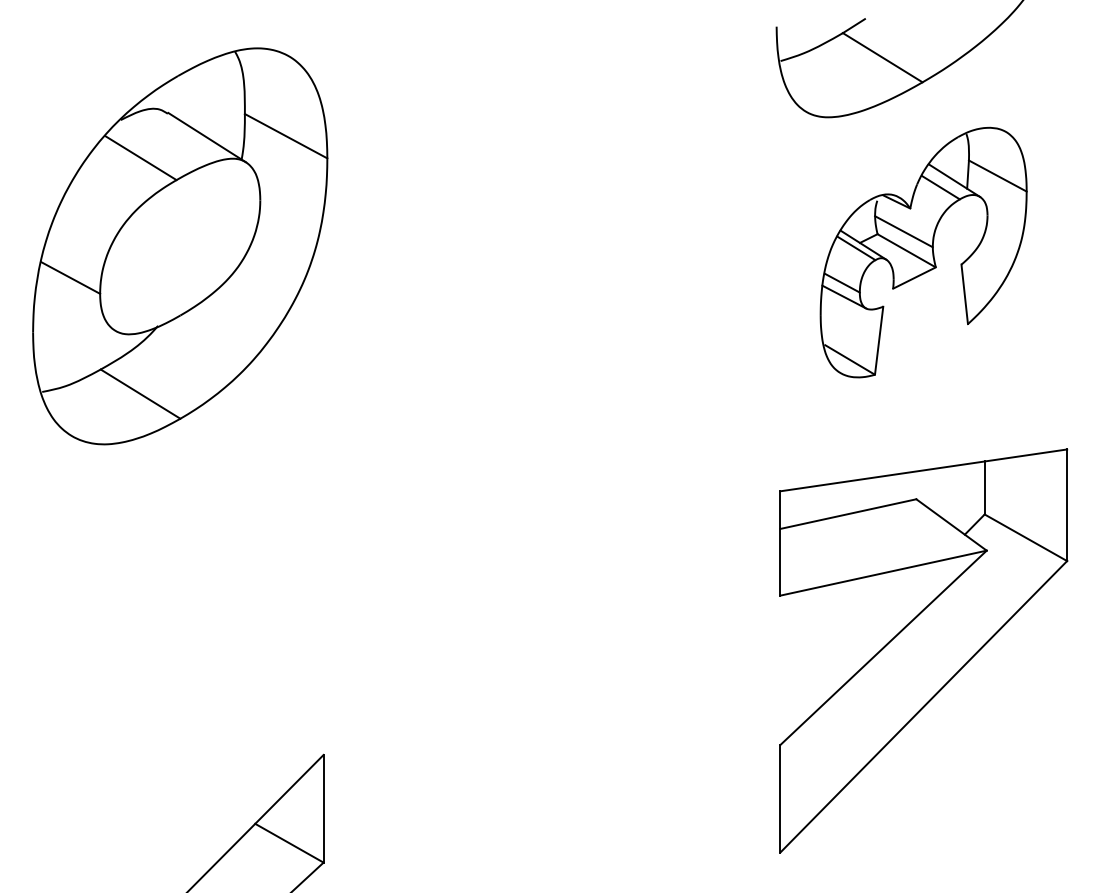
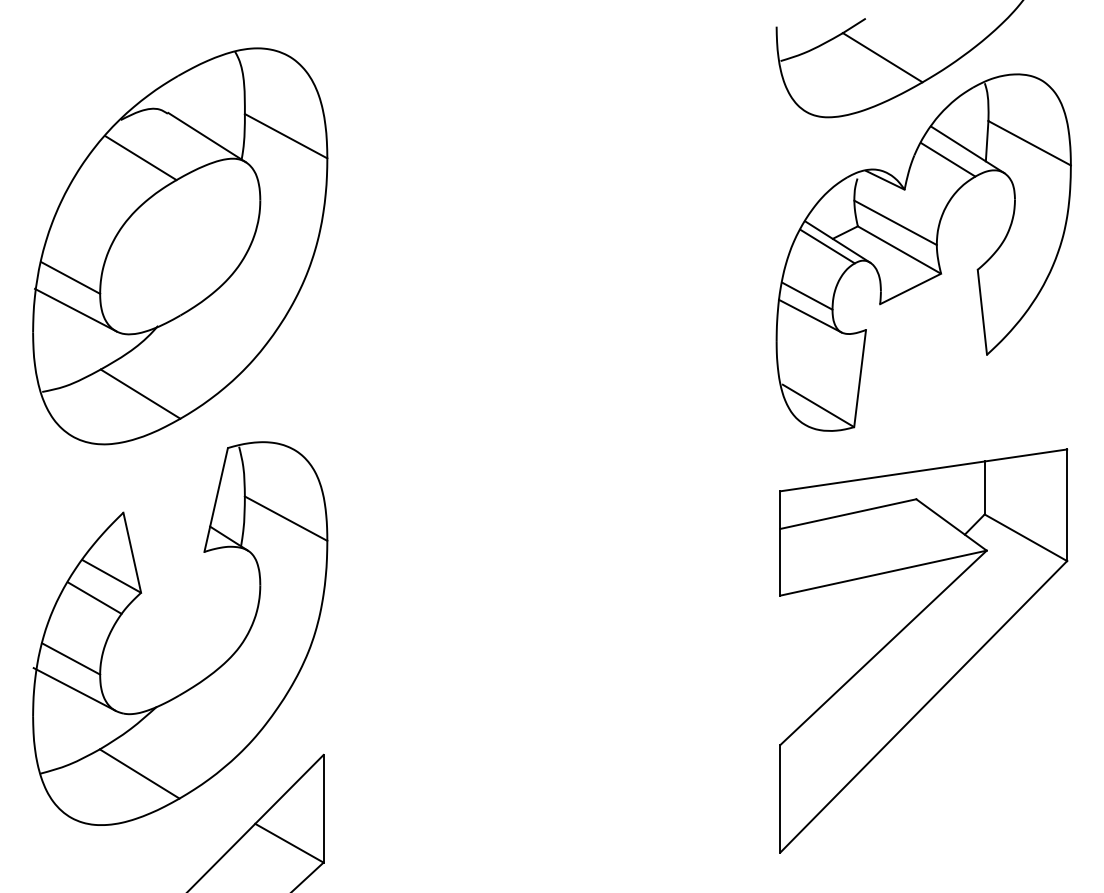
part size: 209x253 px -> 297x359 px (923, 252)
line: none -> present (75, 309)
part: none -> present (210, 673)
